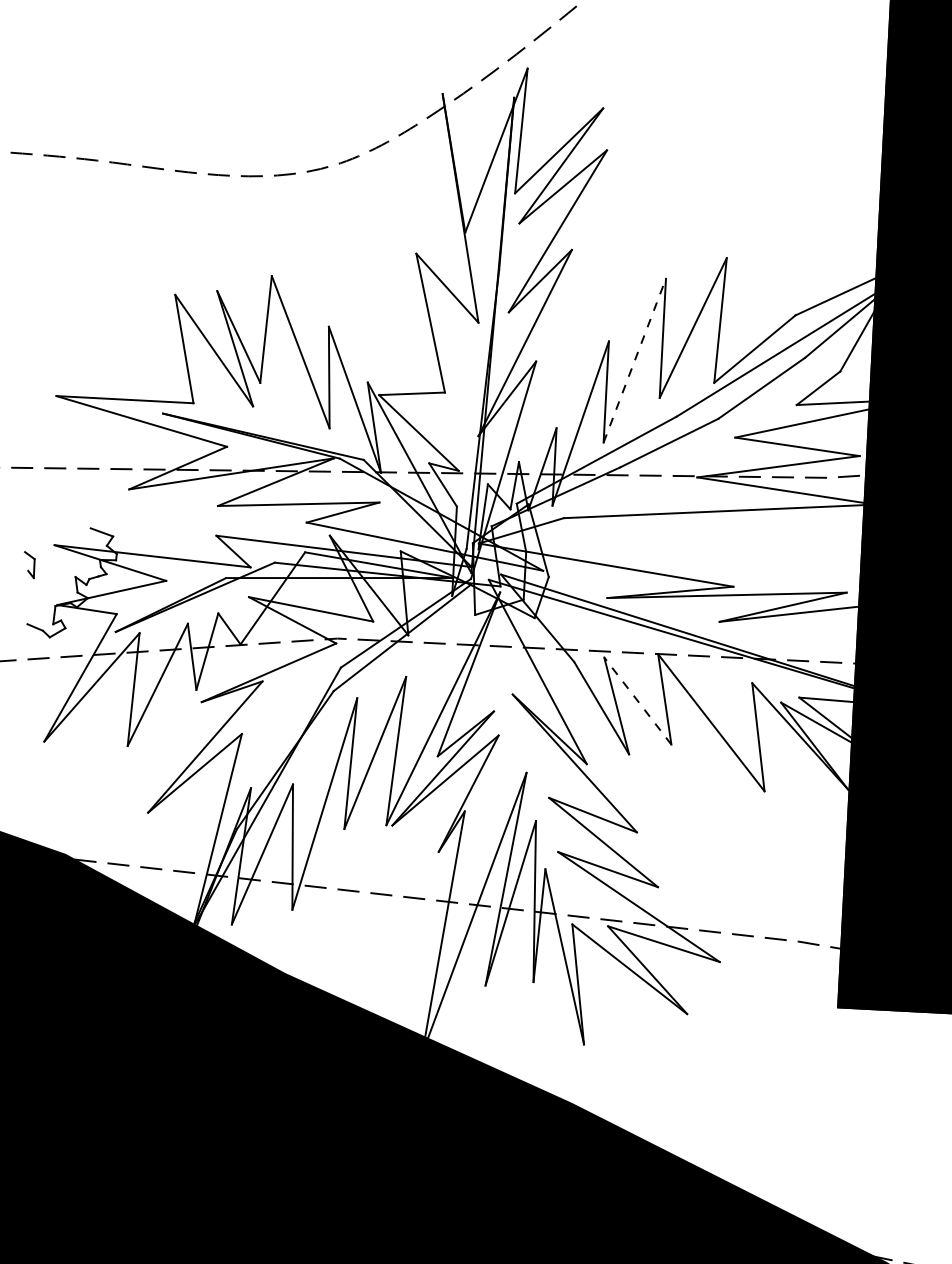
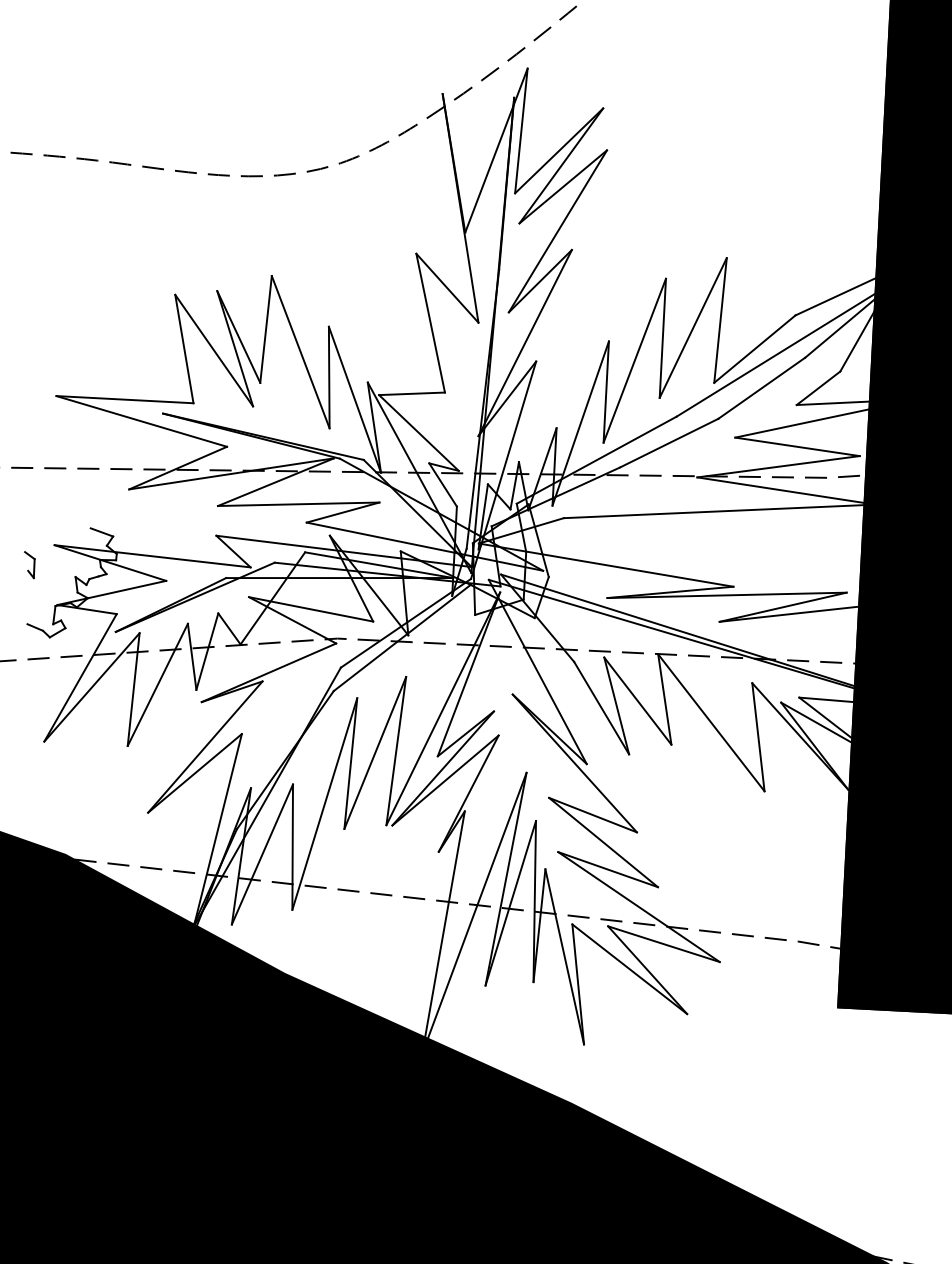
line: dashed -> solid (634, 360)
line: dashed -> solid (637, 701)
